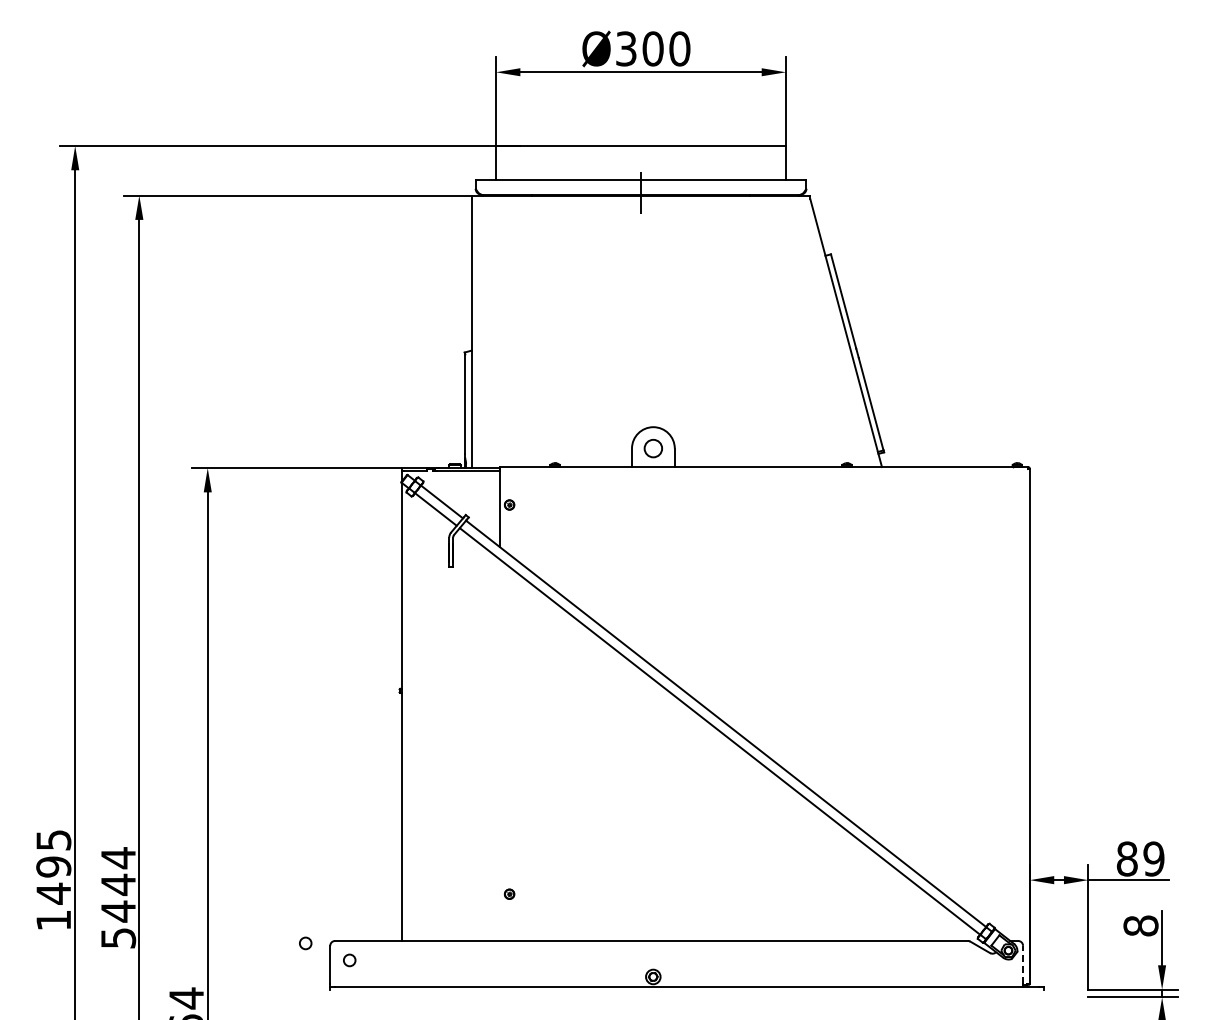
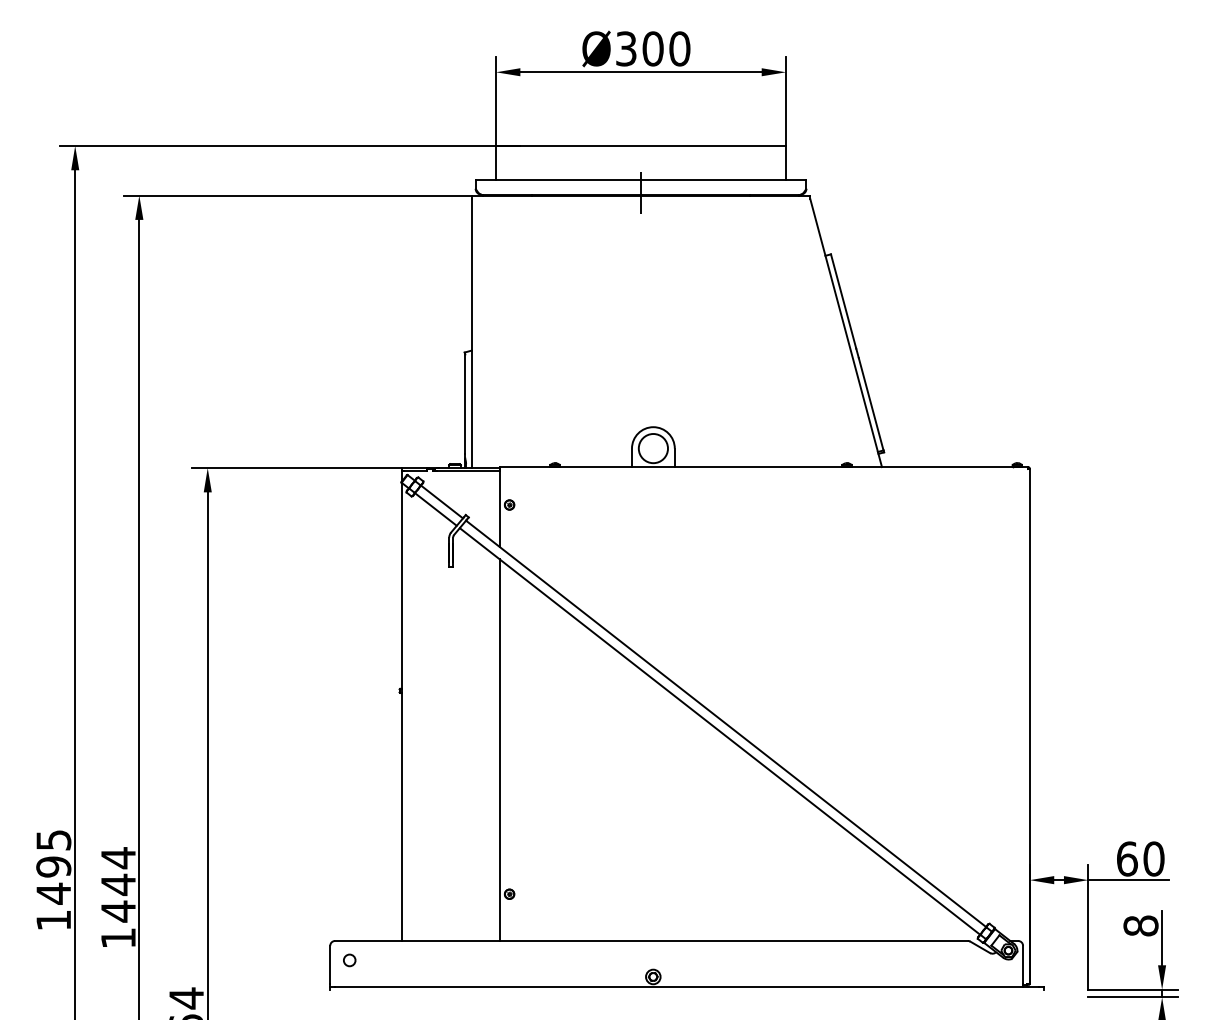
circle diameter: 18 px -> 29 px (653, 448)
line: none -> present (499, 749)
text: 89 -> 60 (1140, 858)
text: 5444 -> 1444 (118, 938)
circle: present -> none (305, 943)
line: dashed -> solid (1023, 964)
